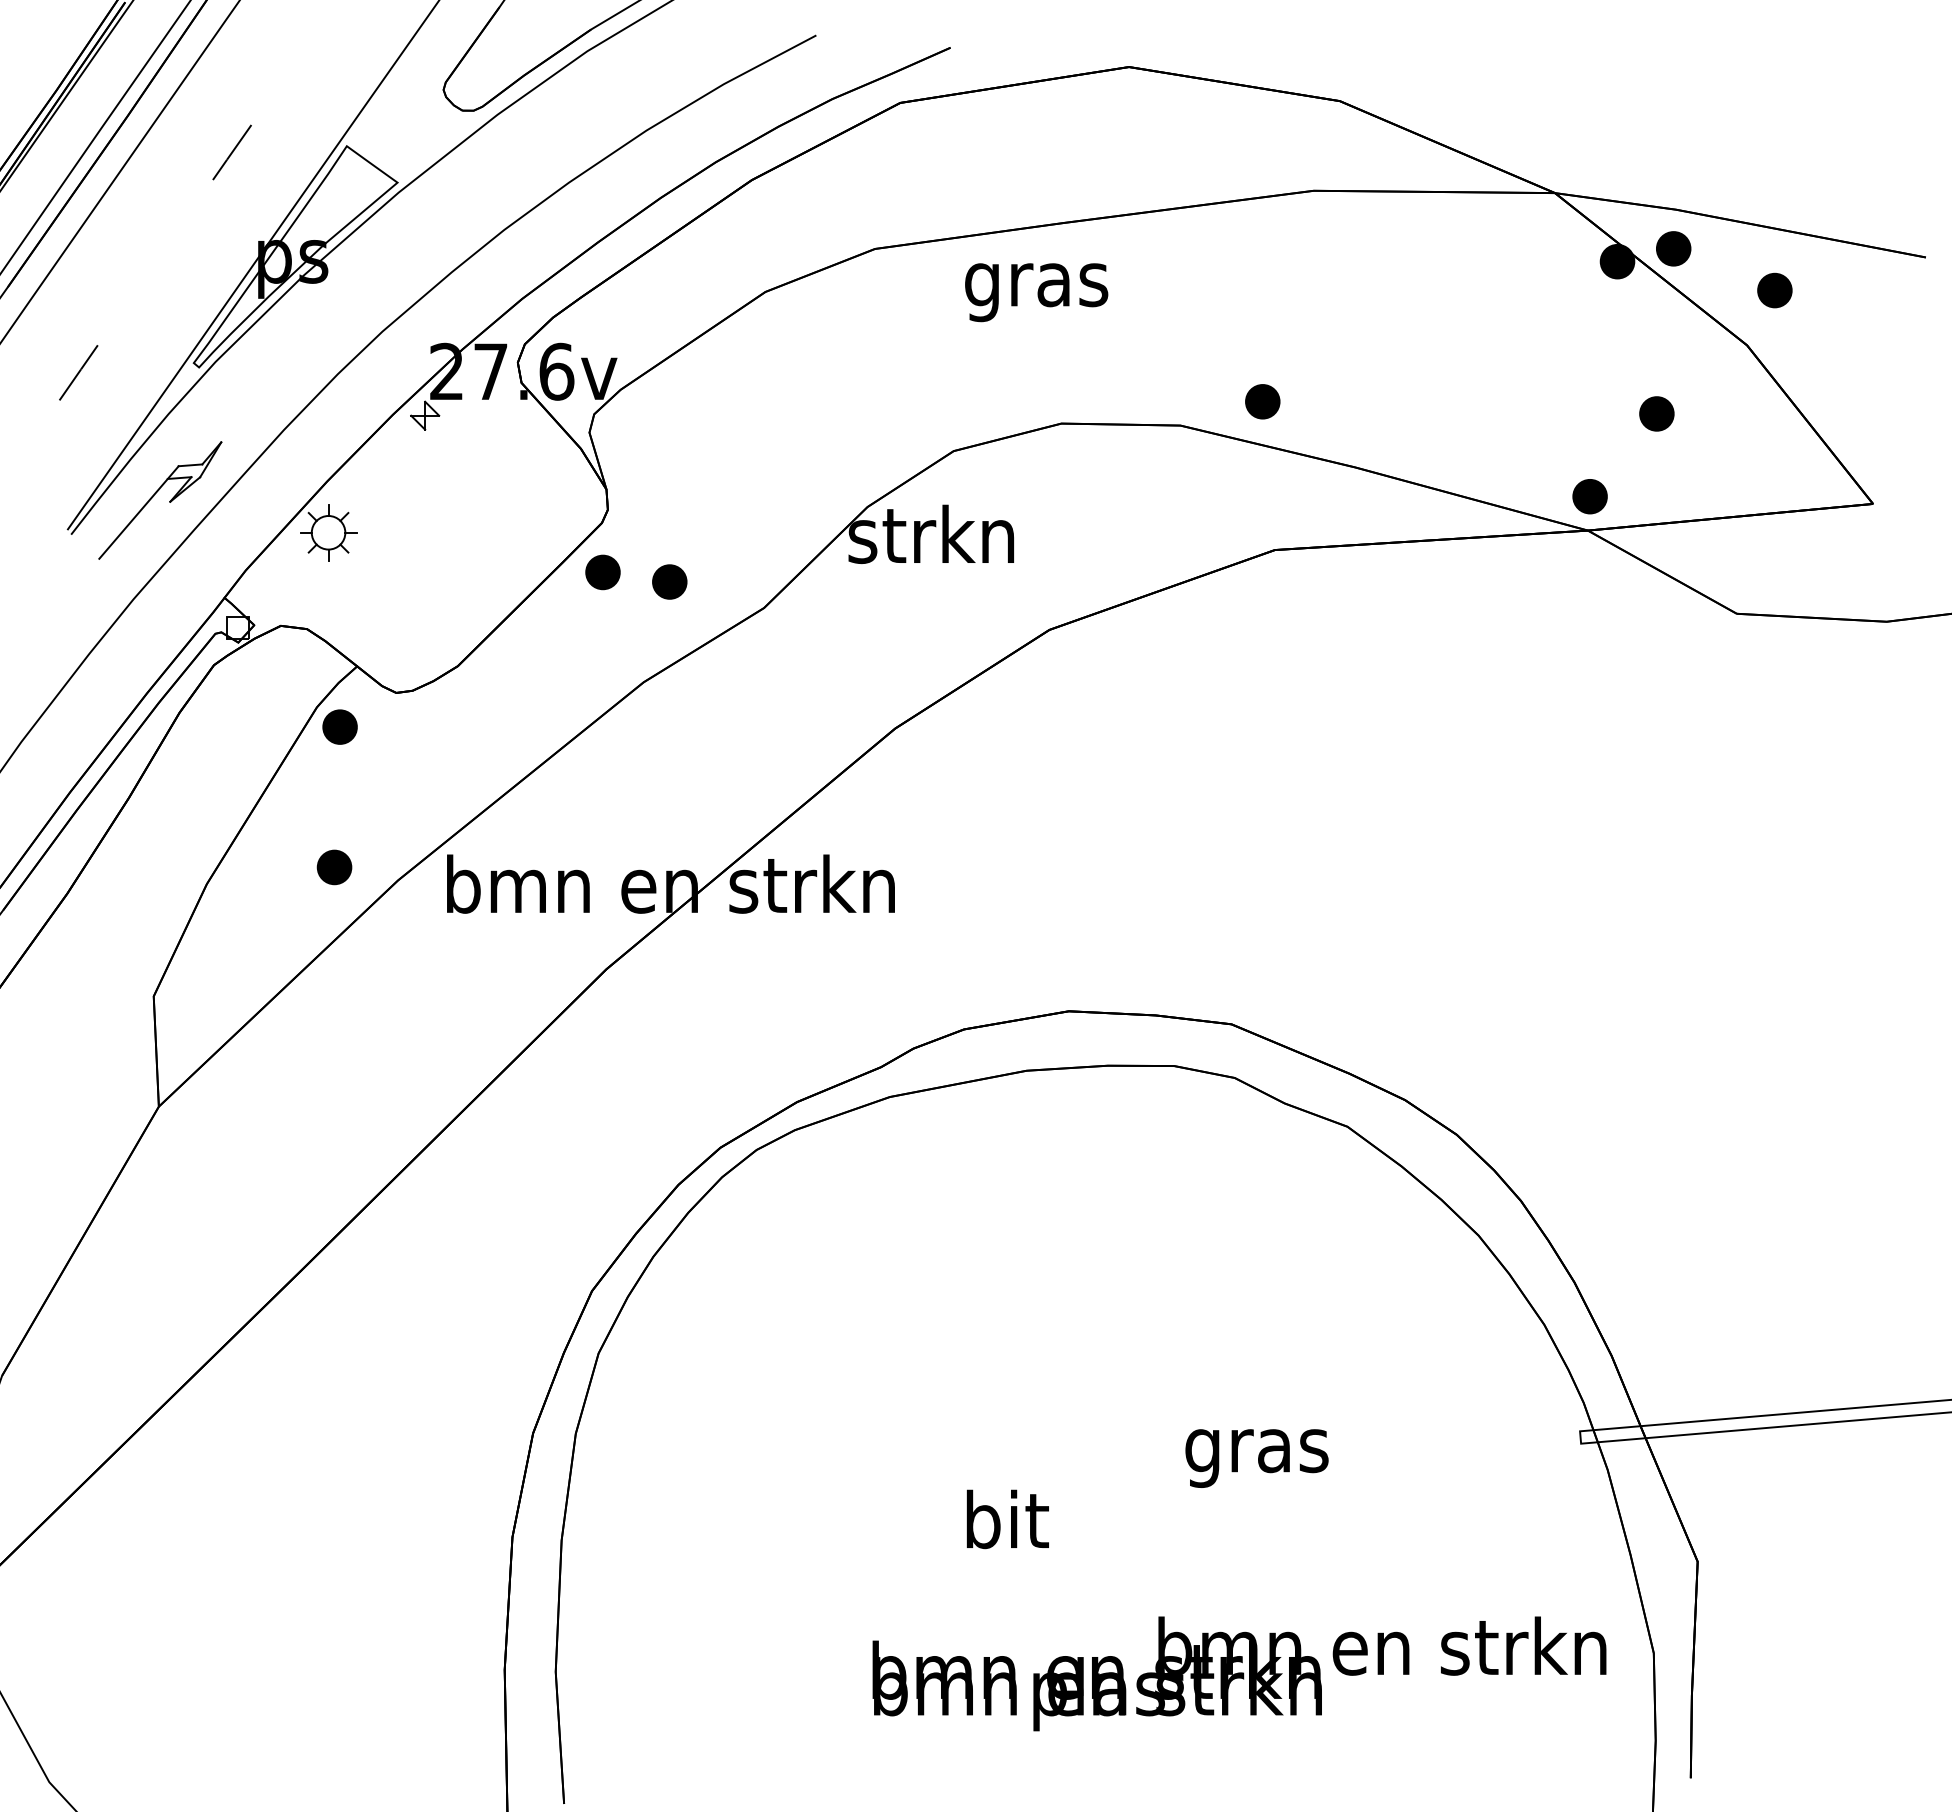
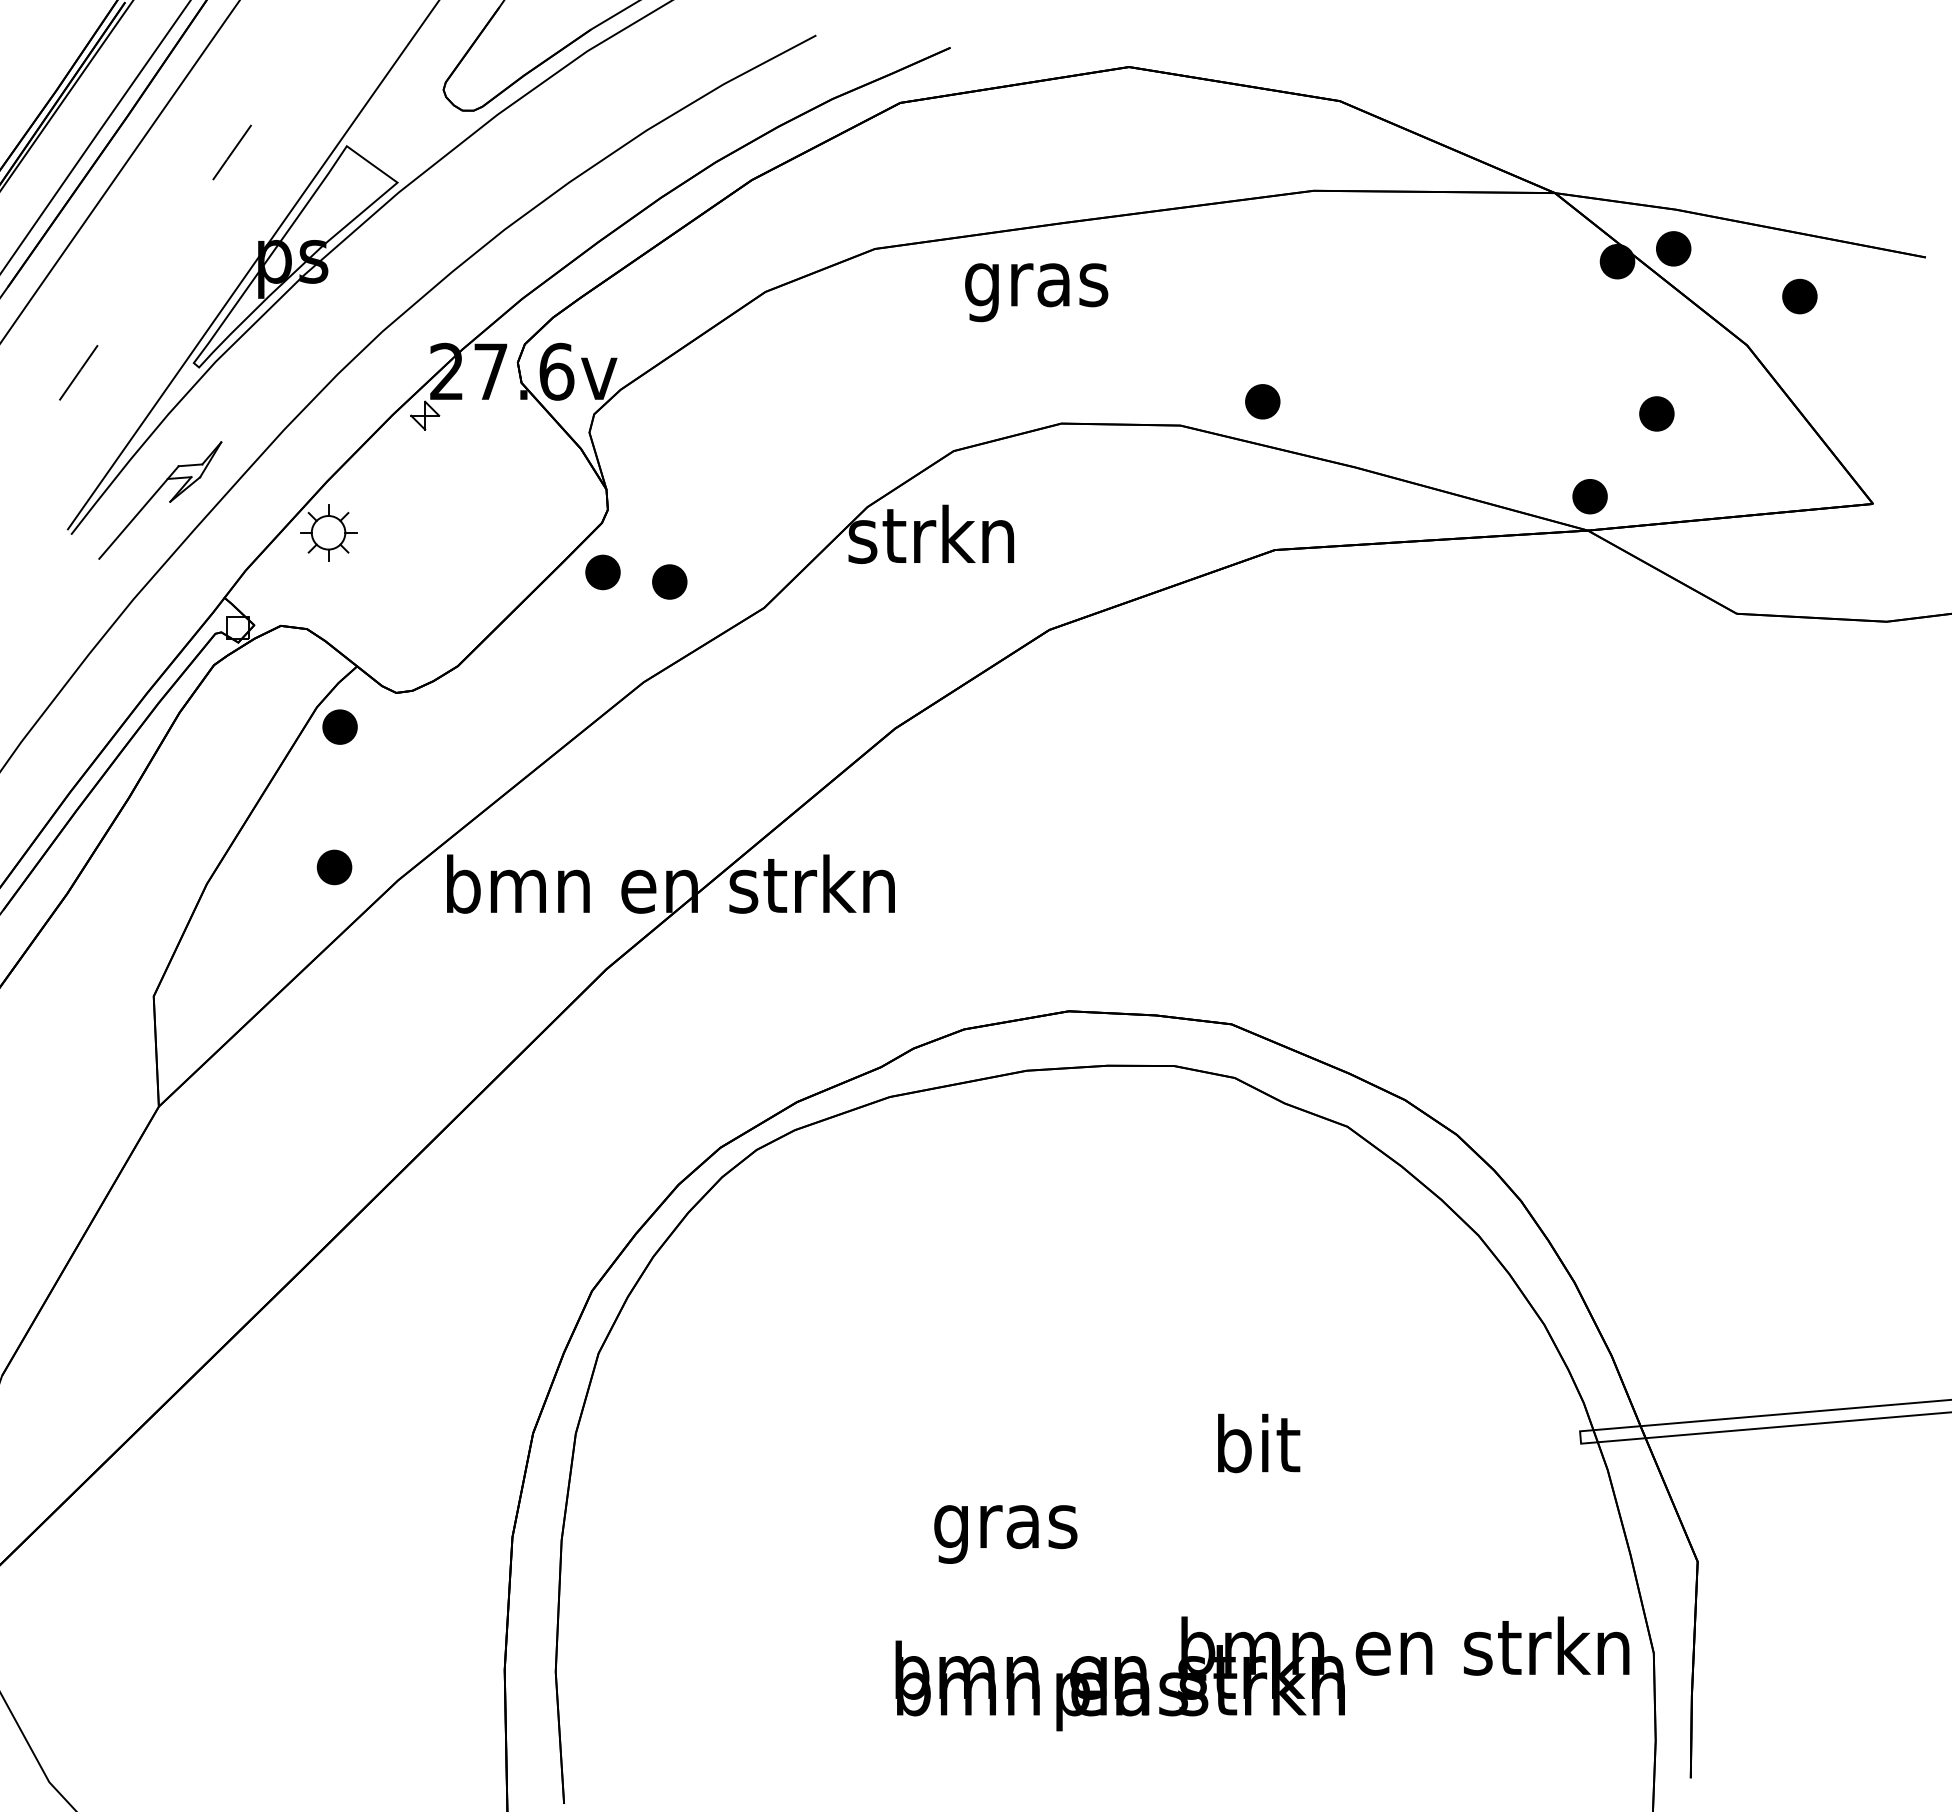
part position: (1774, 290) -> (1799, 296) (1799, 296)
text: gras -> bit (1256, 1450)
text: bit -> gras (1005, 1526)
text position: (1239, 1673) -> (1262, 1673) (1262, 1673)
